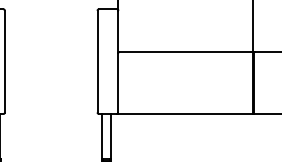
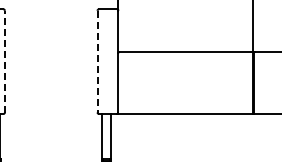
line: solid -> dashed (4, 61)
line: solid -> dashed (97, 61)
